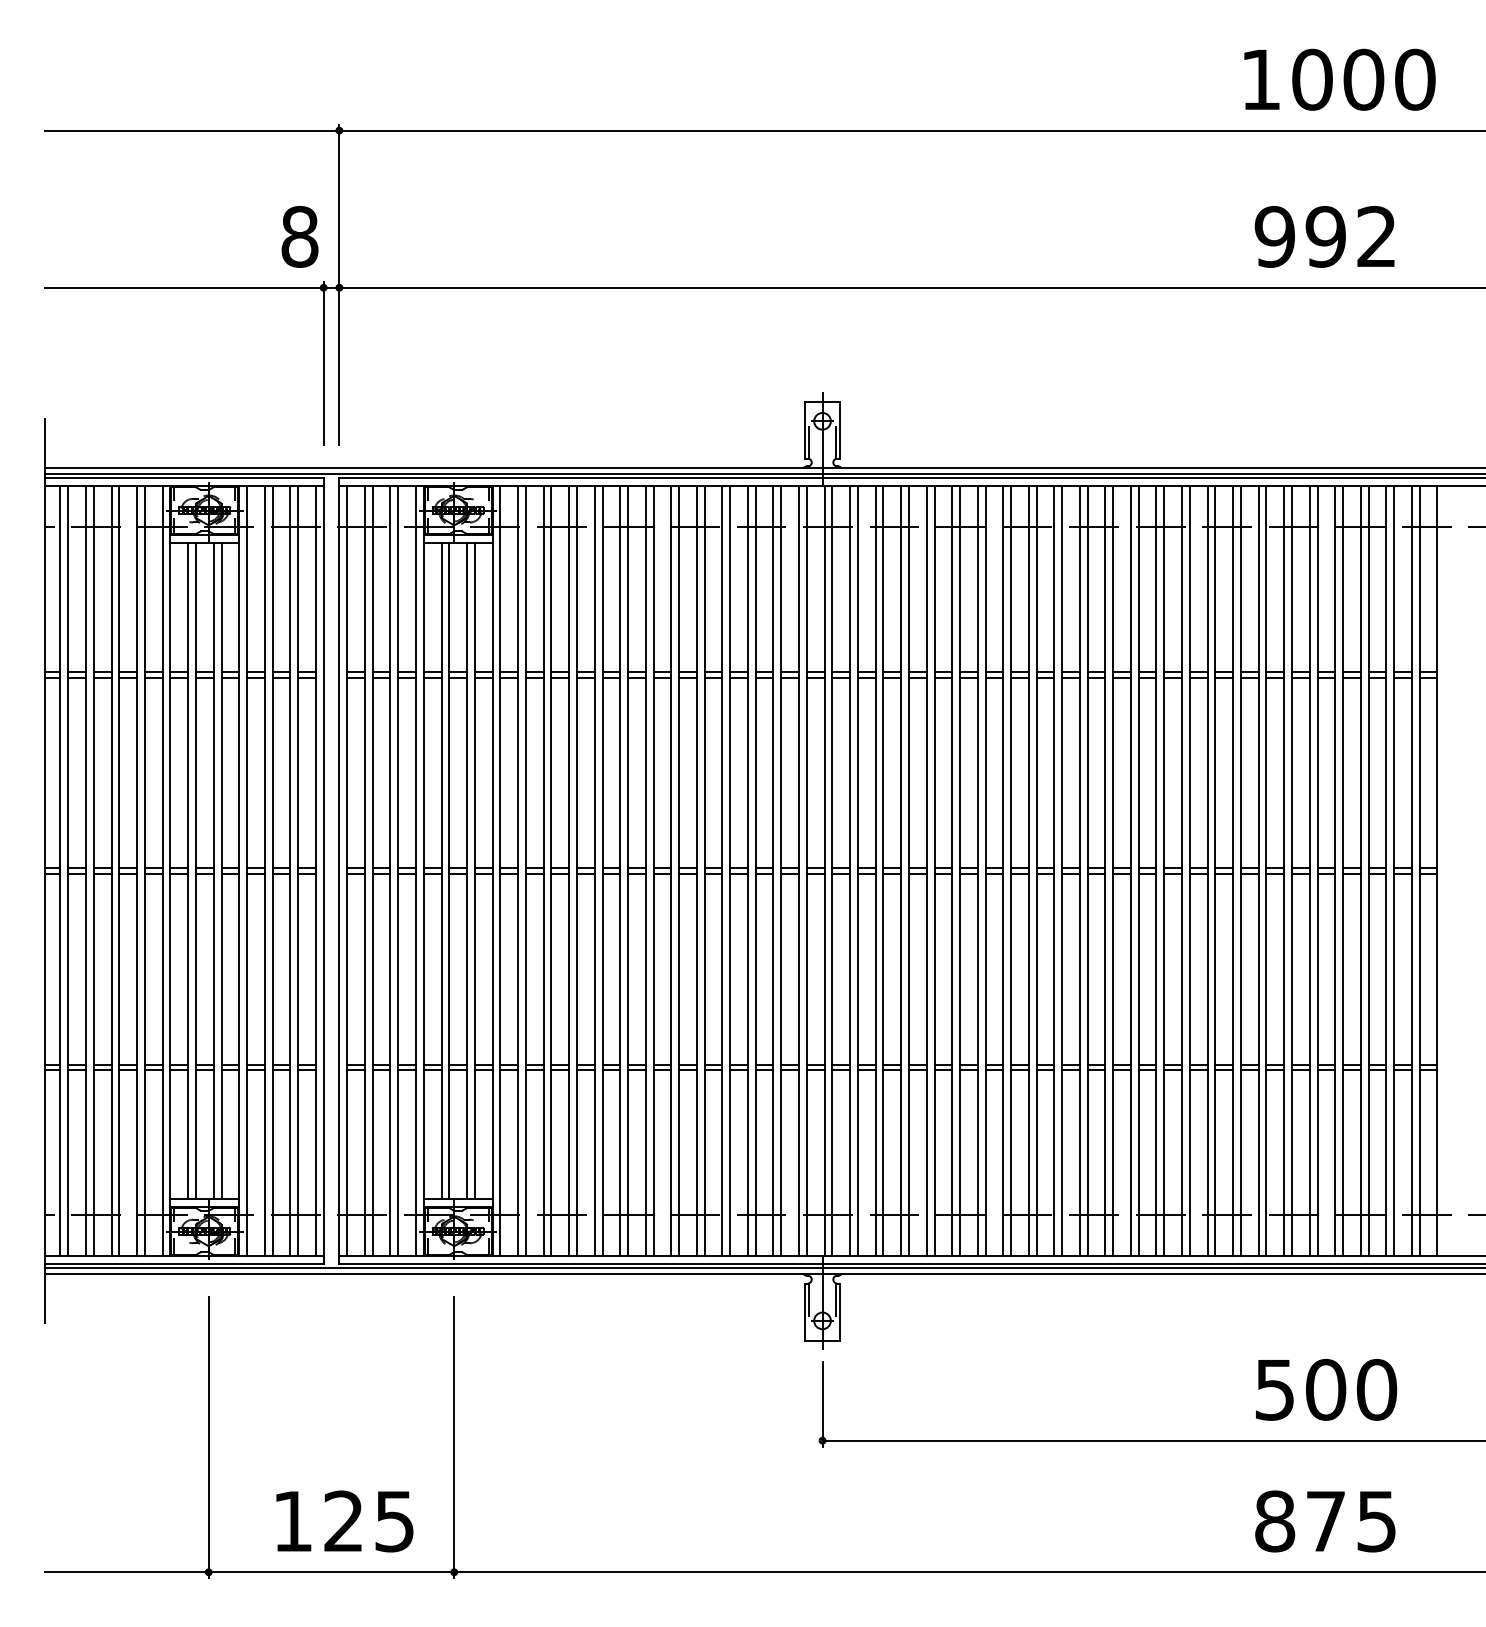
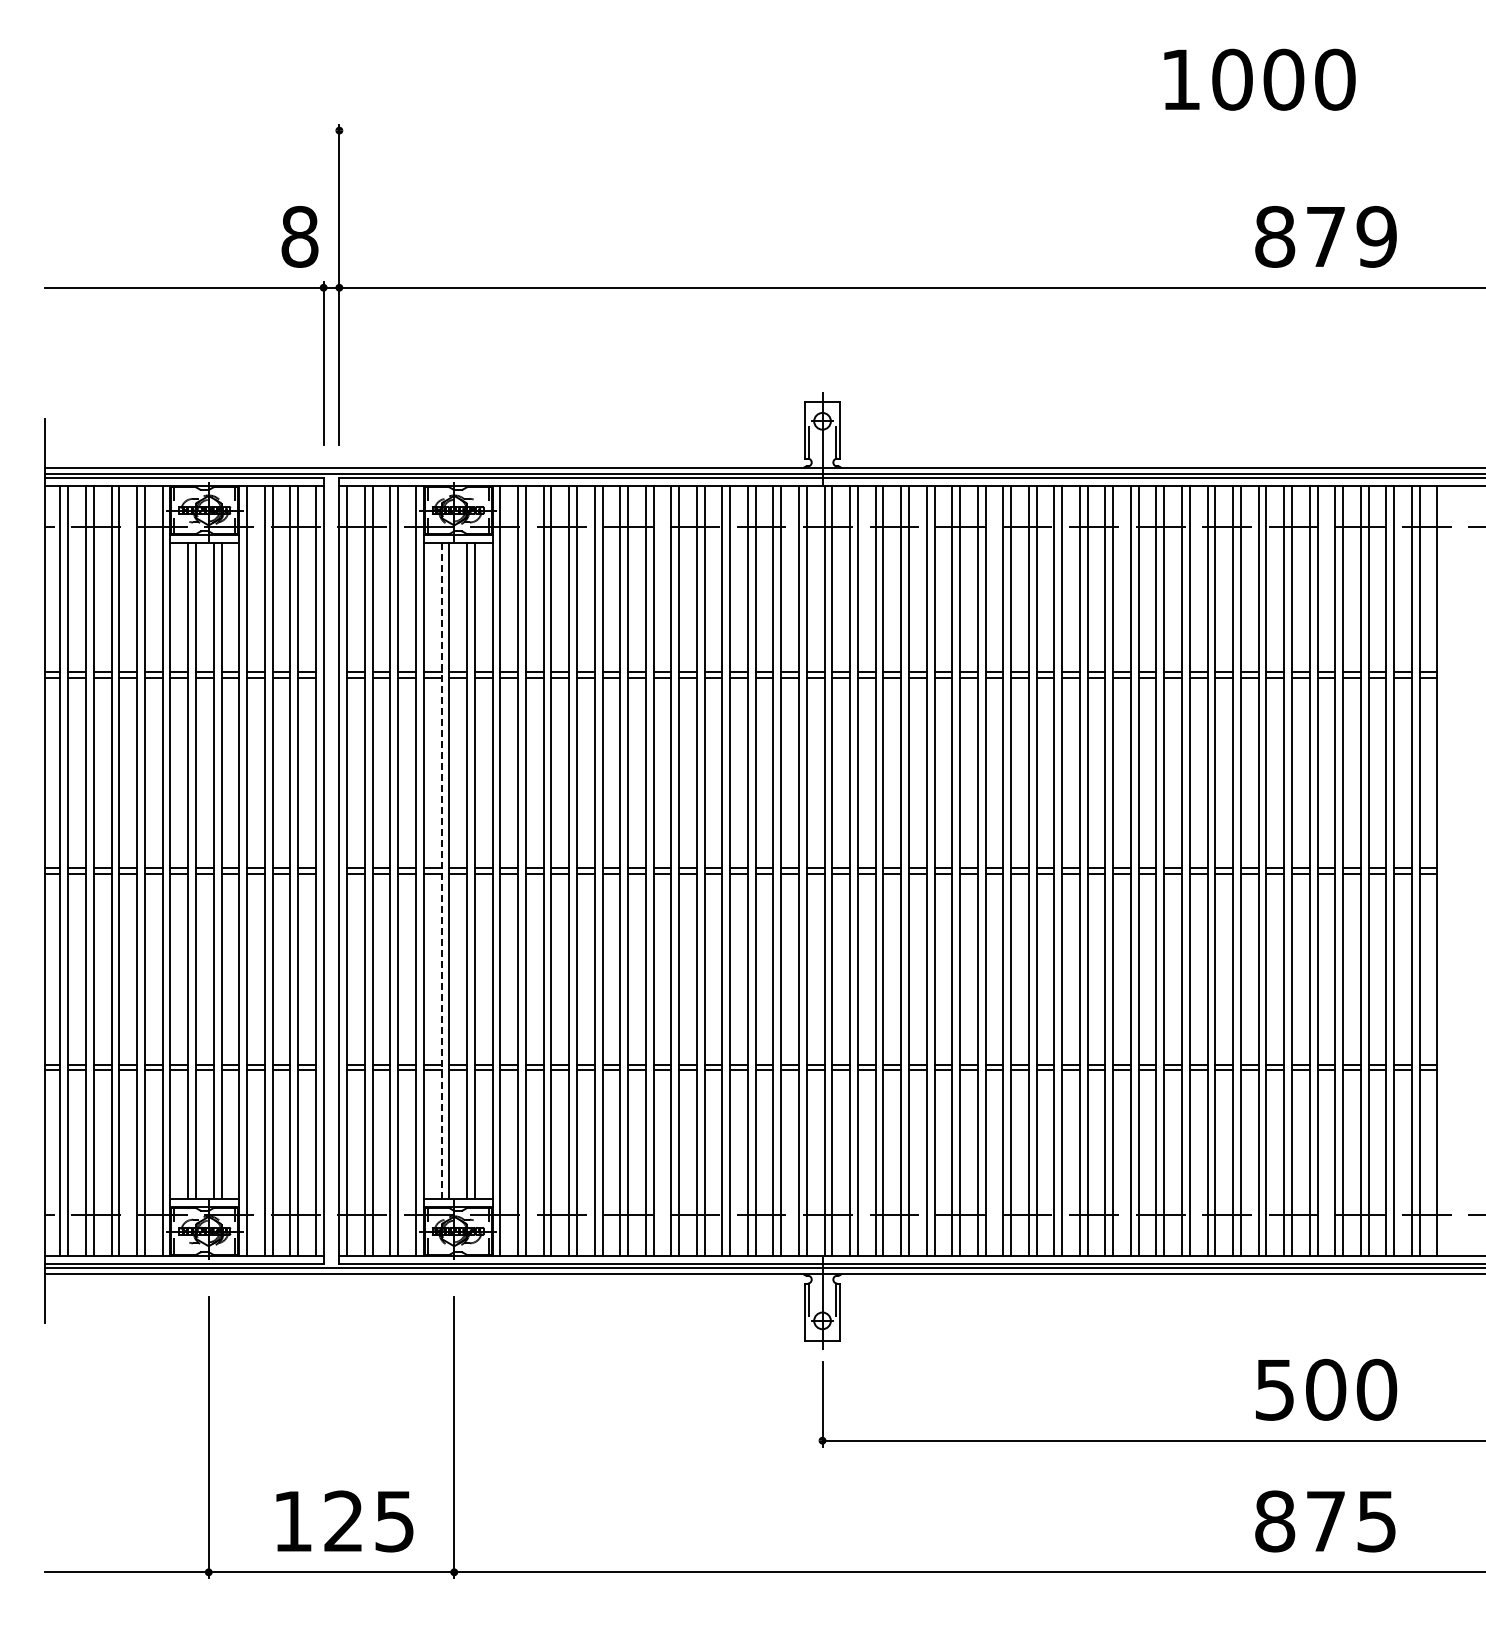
text position: (1339, 79) -> (1259, 79) (1259, 79)
line: present -> none (763, 130)
text: 992 -> 879 (1325, 236)
line: solid -> dashed (441, 870)
